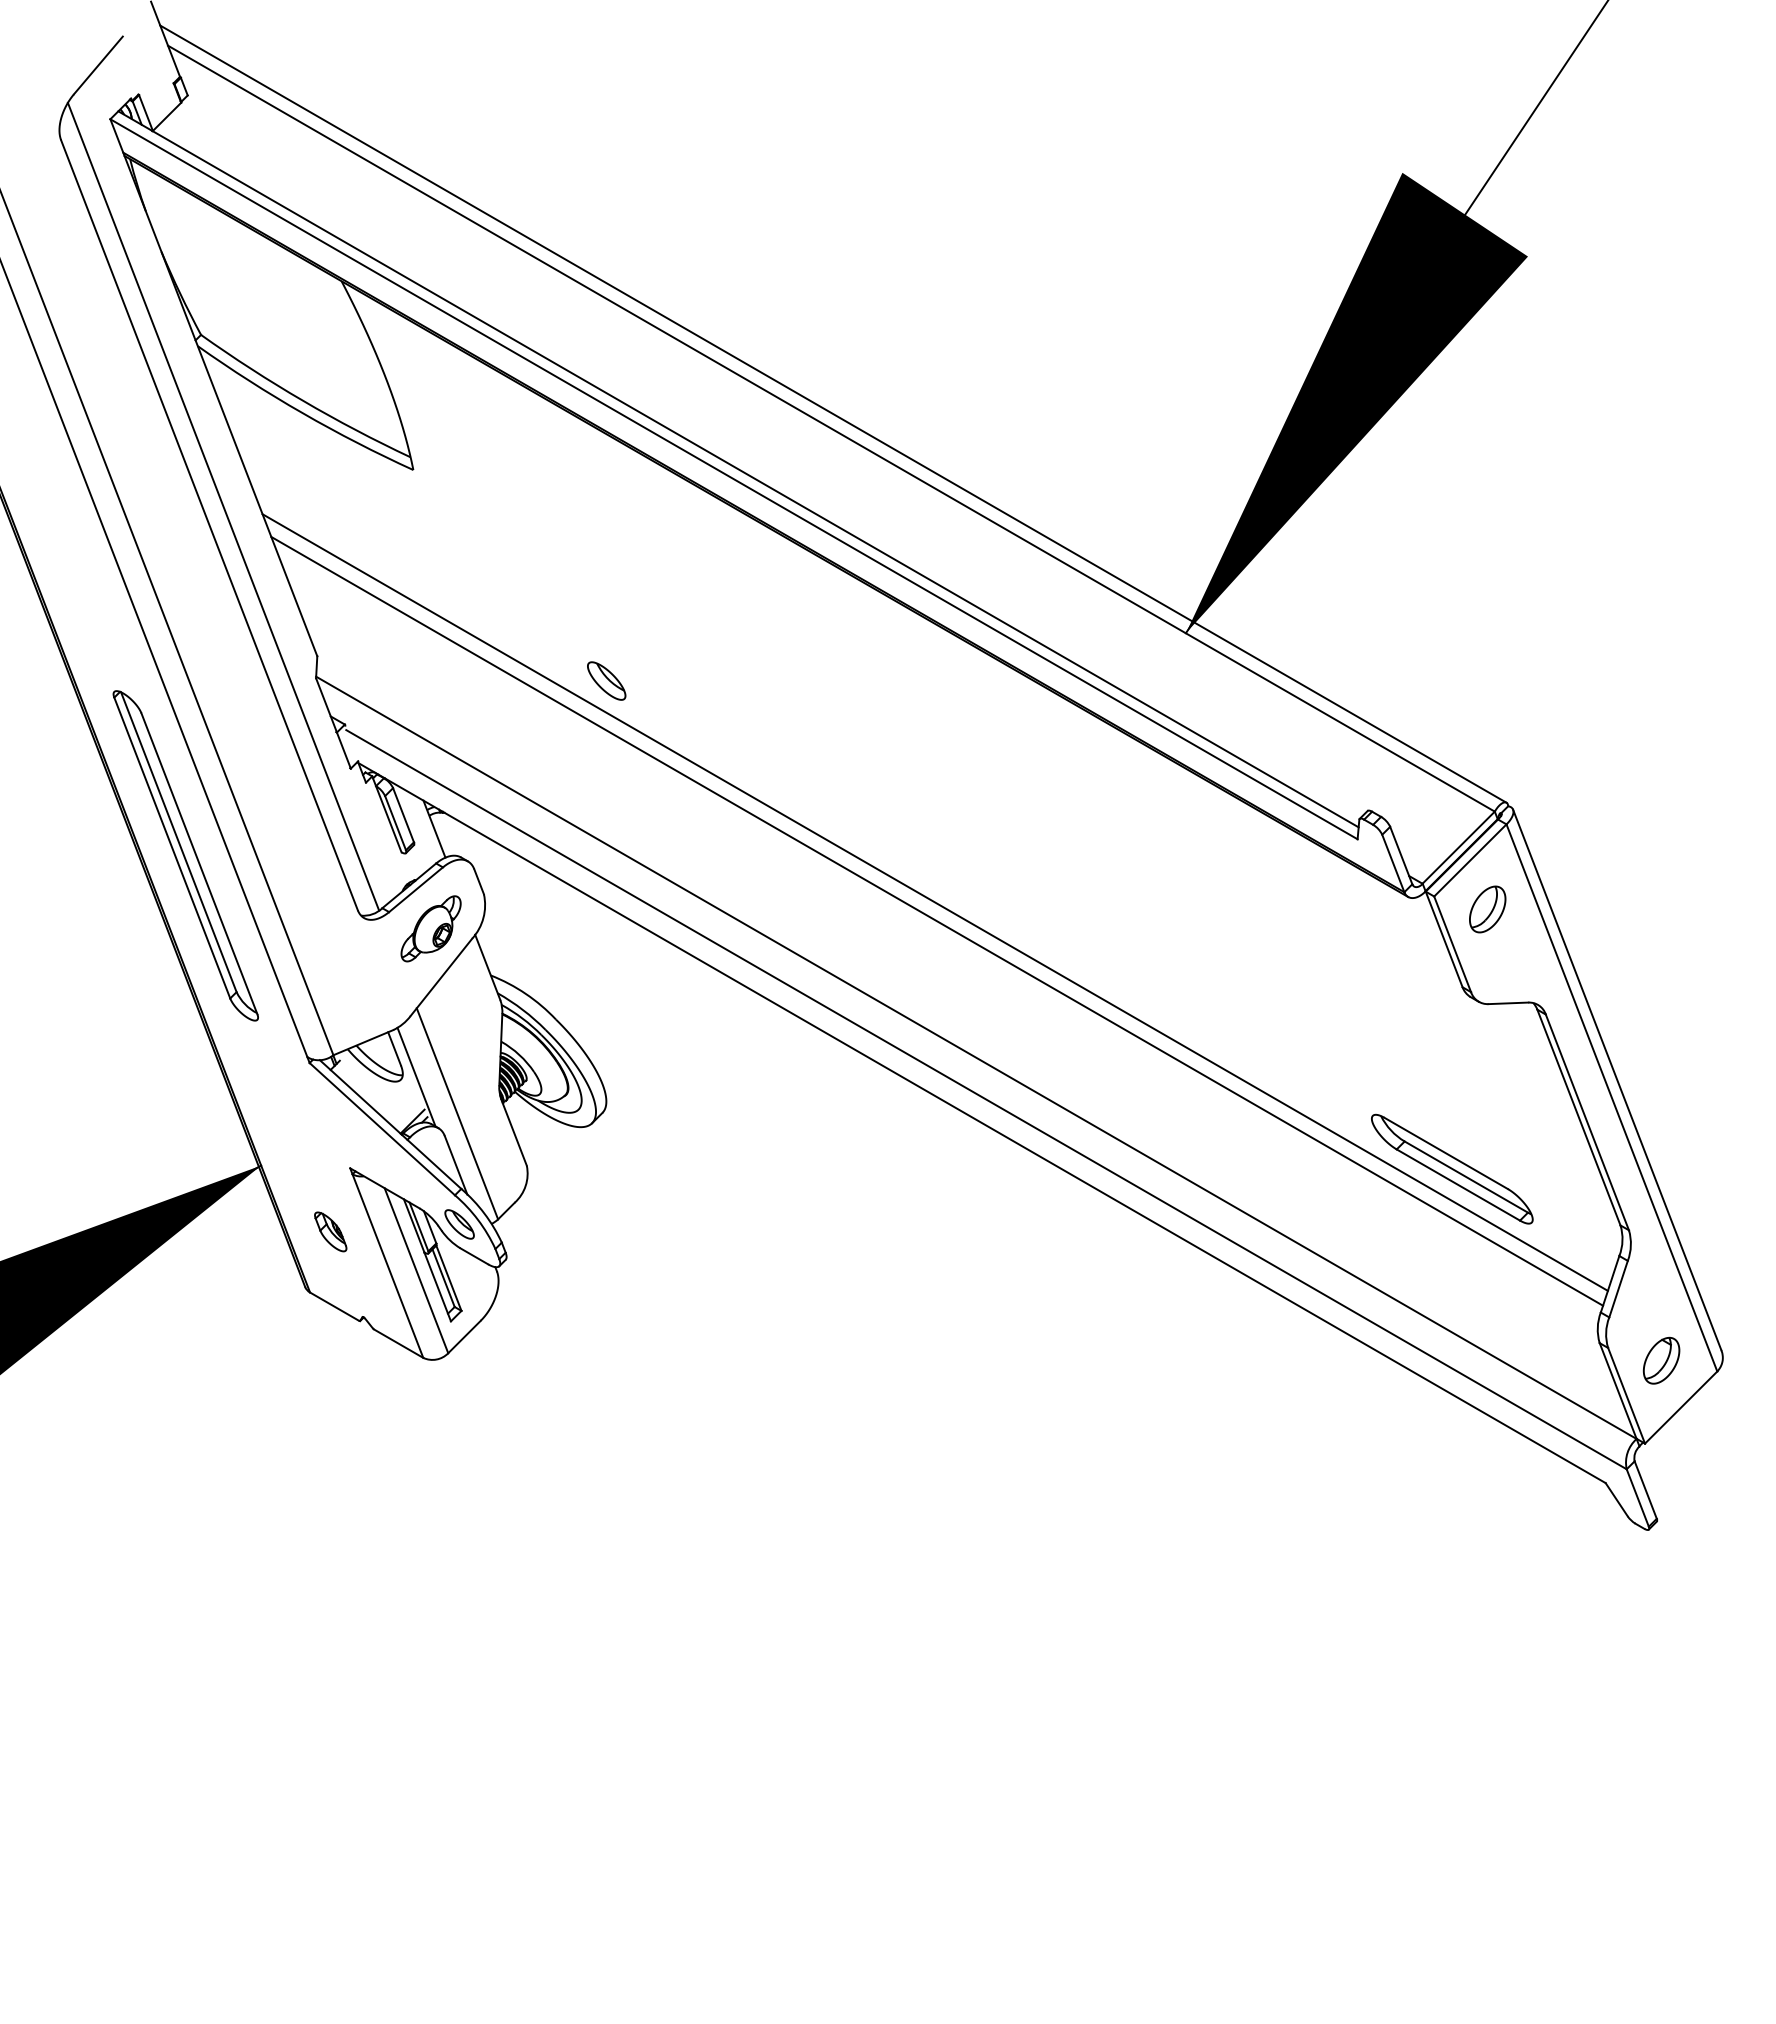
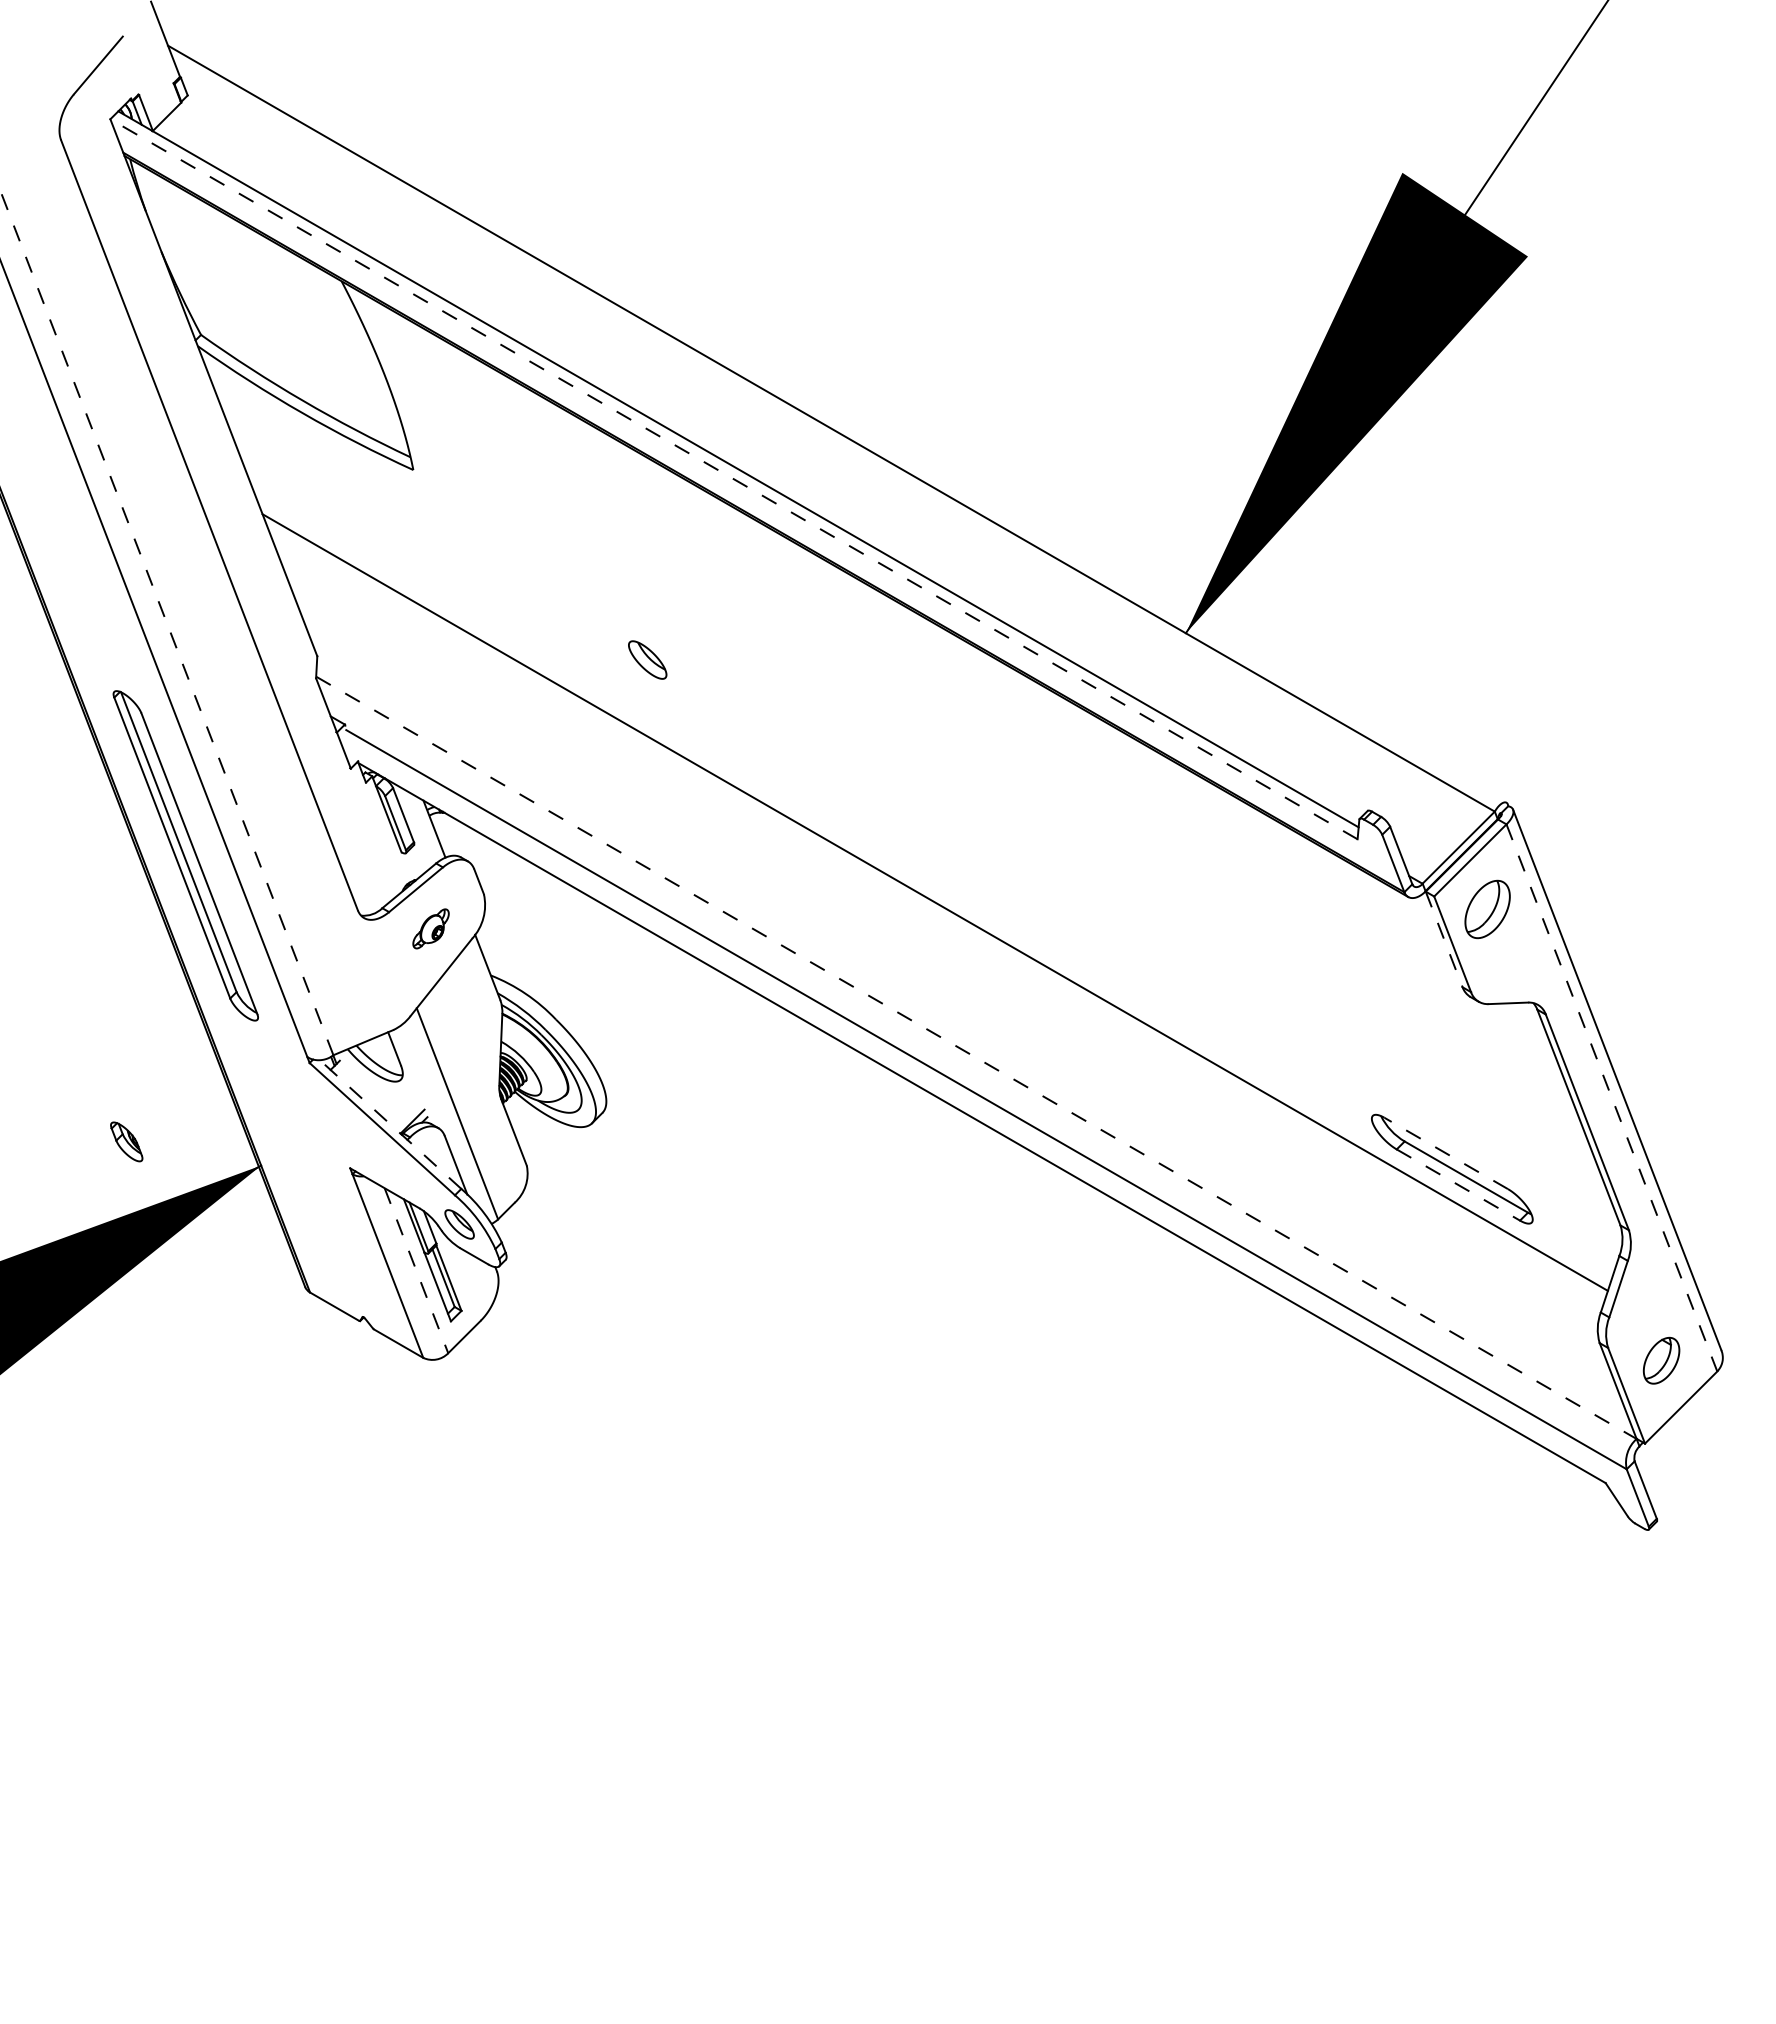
line: present -> none (833, 413)
line: solid -> dashed (733, 479)
line: present -> none (223, 506)
line: solid -> dashed (166, 622)
part position: (606, 680) -> (647, 659) (647, 659)
part size: 38x49 px -> 47x61 px (1487, 909)
line: present -> none (937, 920)
part size: 62x68 px -> 38x42 px (430, 928)
line: solid -> dashed (1444, 939)
line: solid -> dashed (976, 1058)
line: present -> none (416, 1076)
line: solid -> dashed (1612, 1098)
line: solid -> dashed (390, 1124)
line: solid -> dashed (1445, 1153)
line: solid -> dashed (1458, 1185)
part position: (330, 1231) -> (126, 1141) (126, 1141)
line: solid -> dashed (416, 1271)
